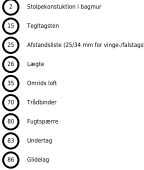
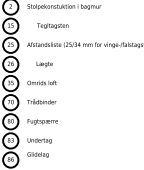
text position: (42, 25) -> (52, 25) (52, 25)
text position: (35, 64) -> (44, 64) (44, 64)
text position: (37, 159) -> (37, 154) (37, 154)
